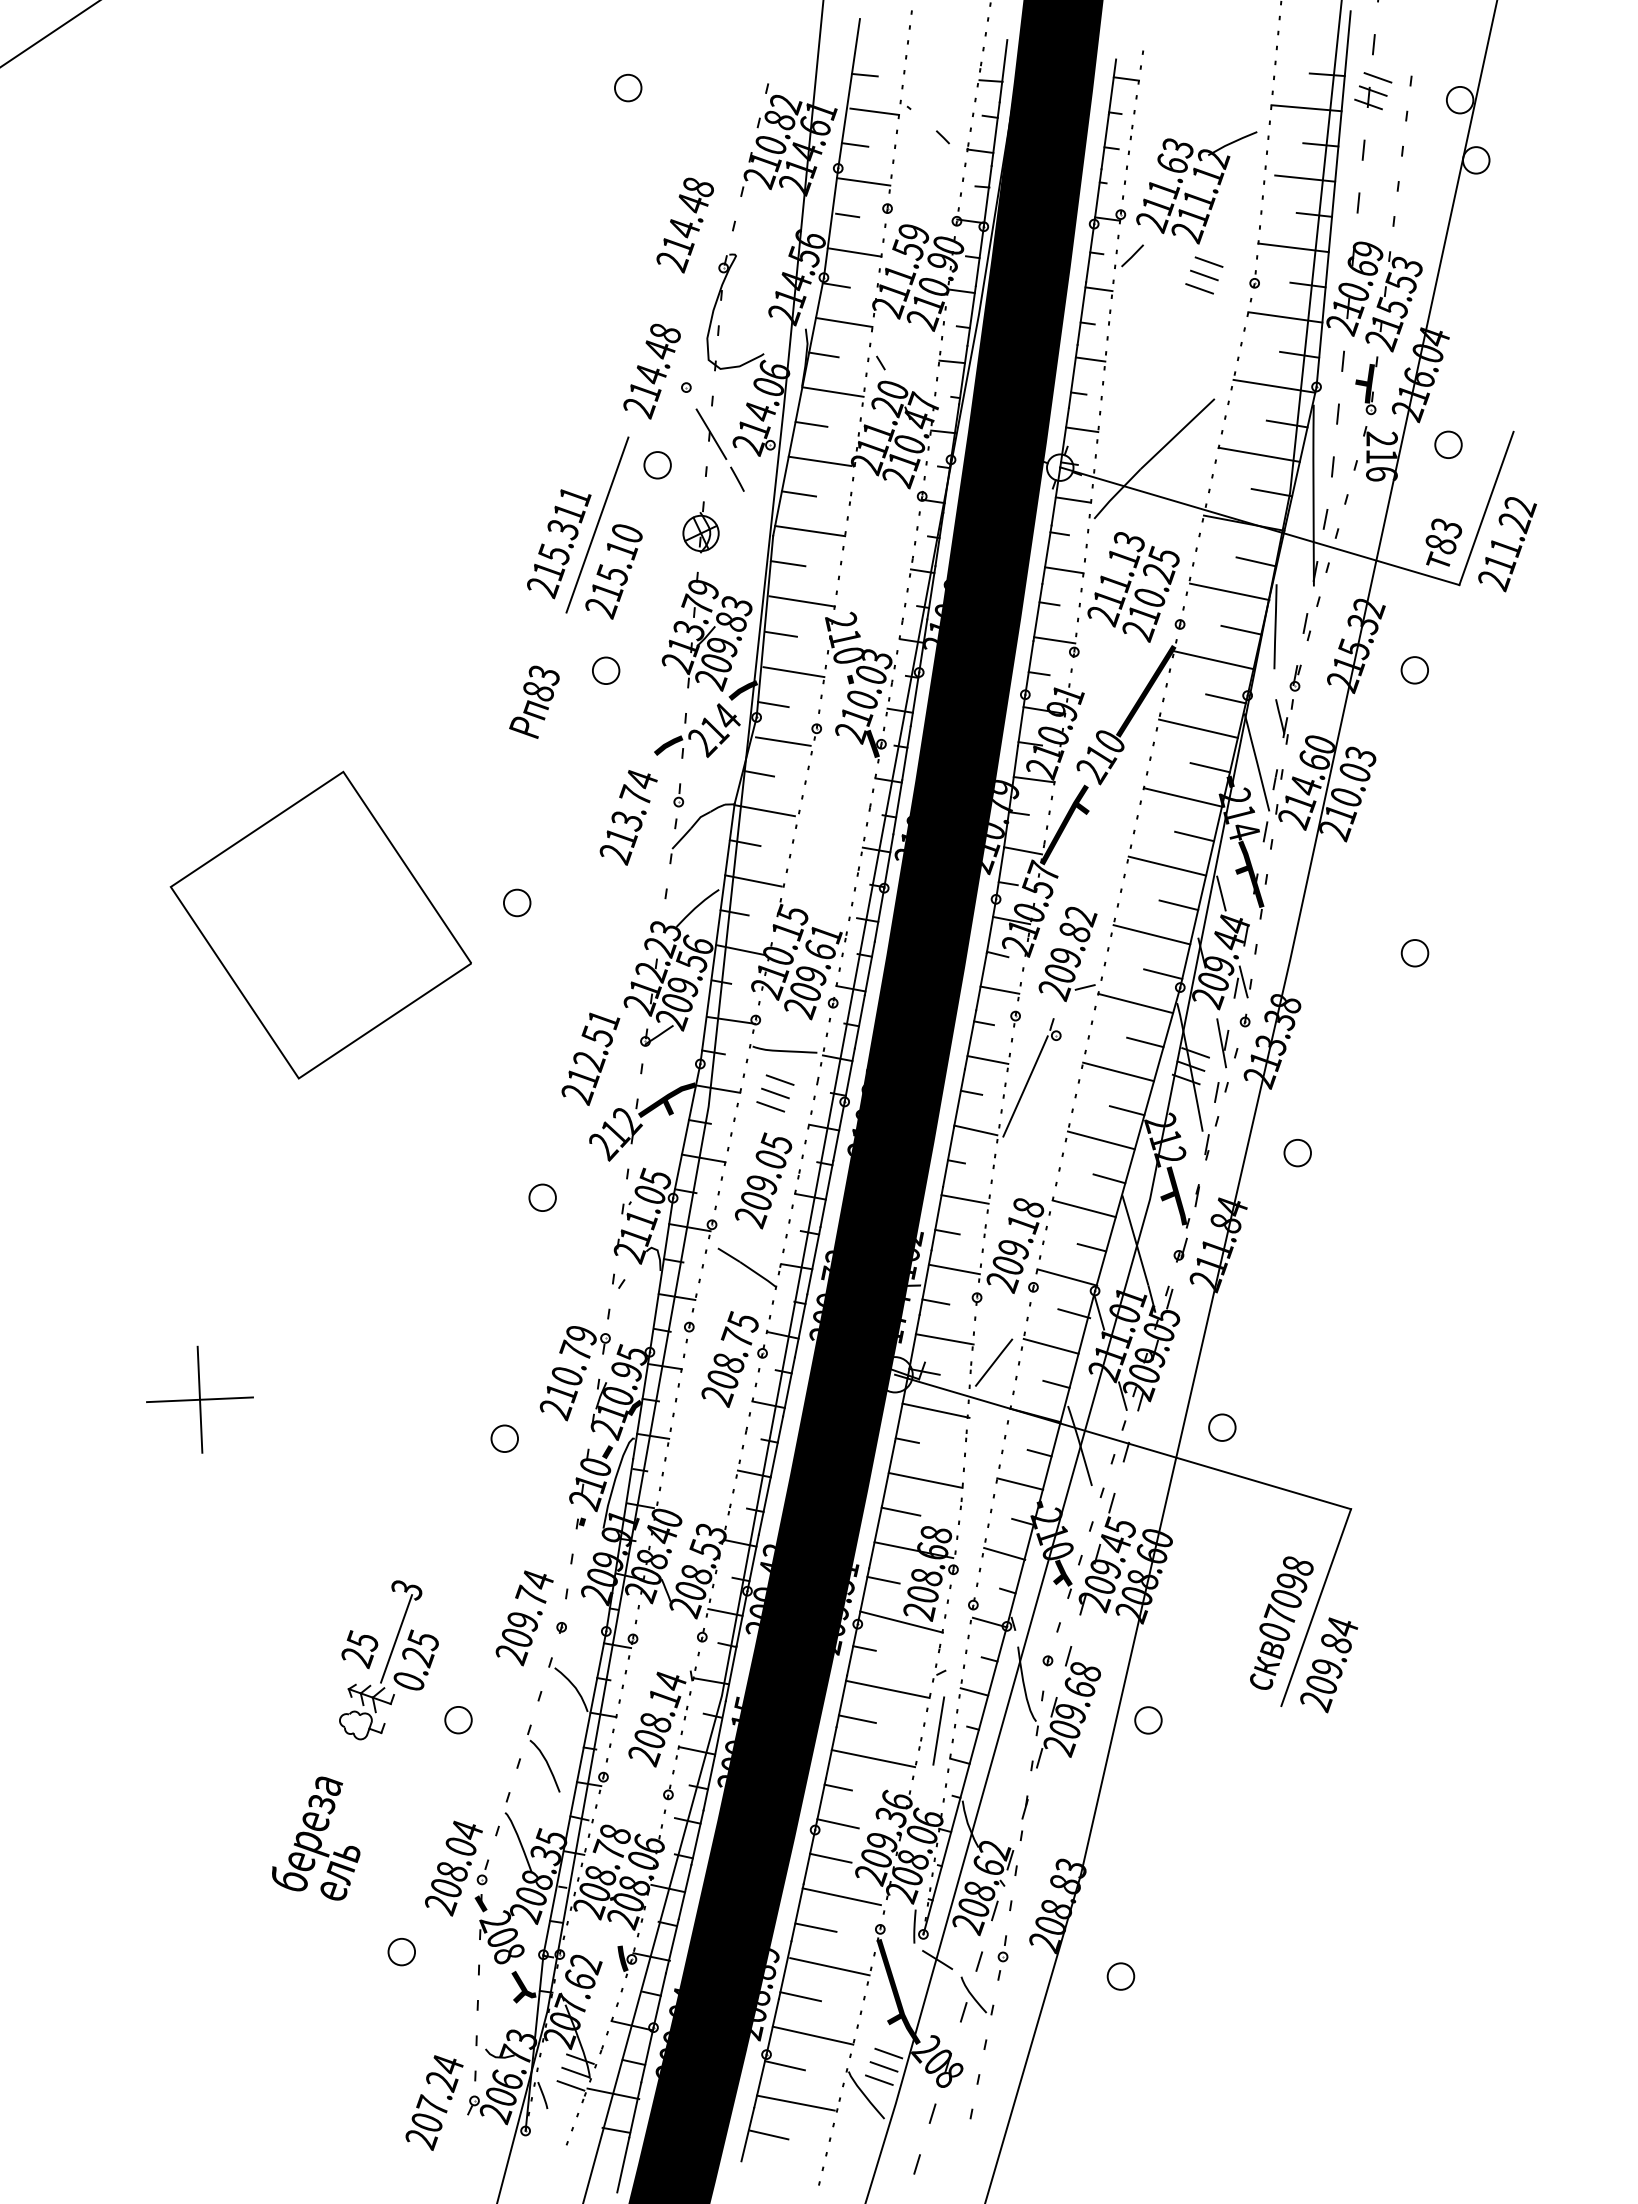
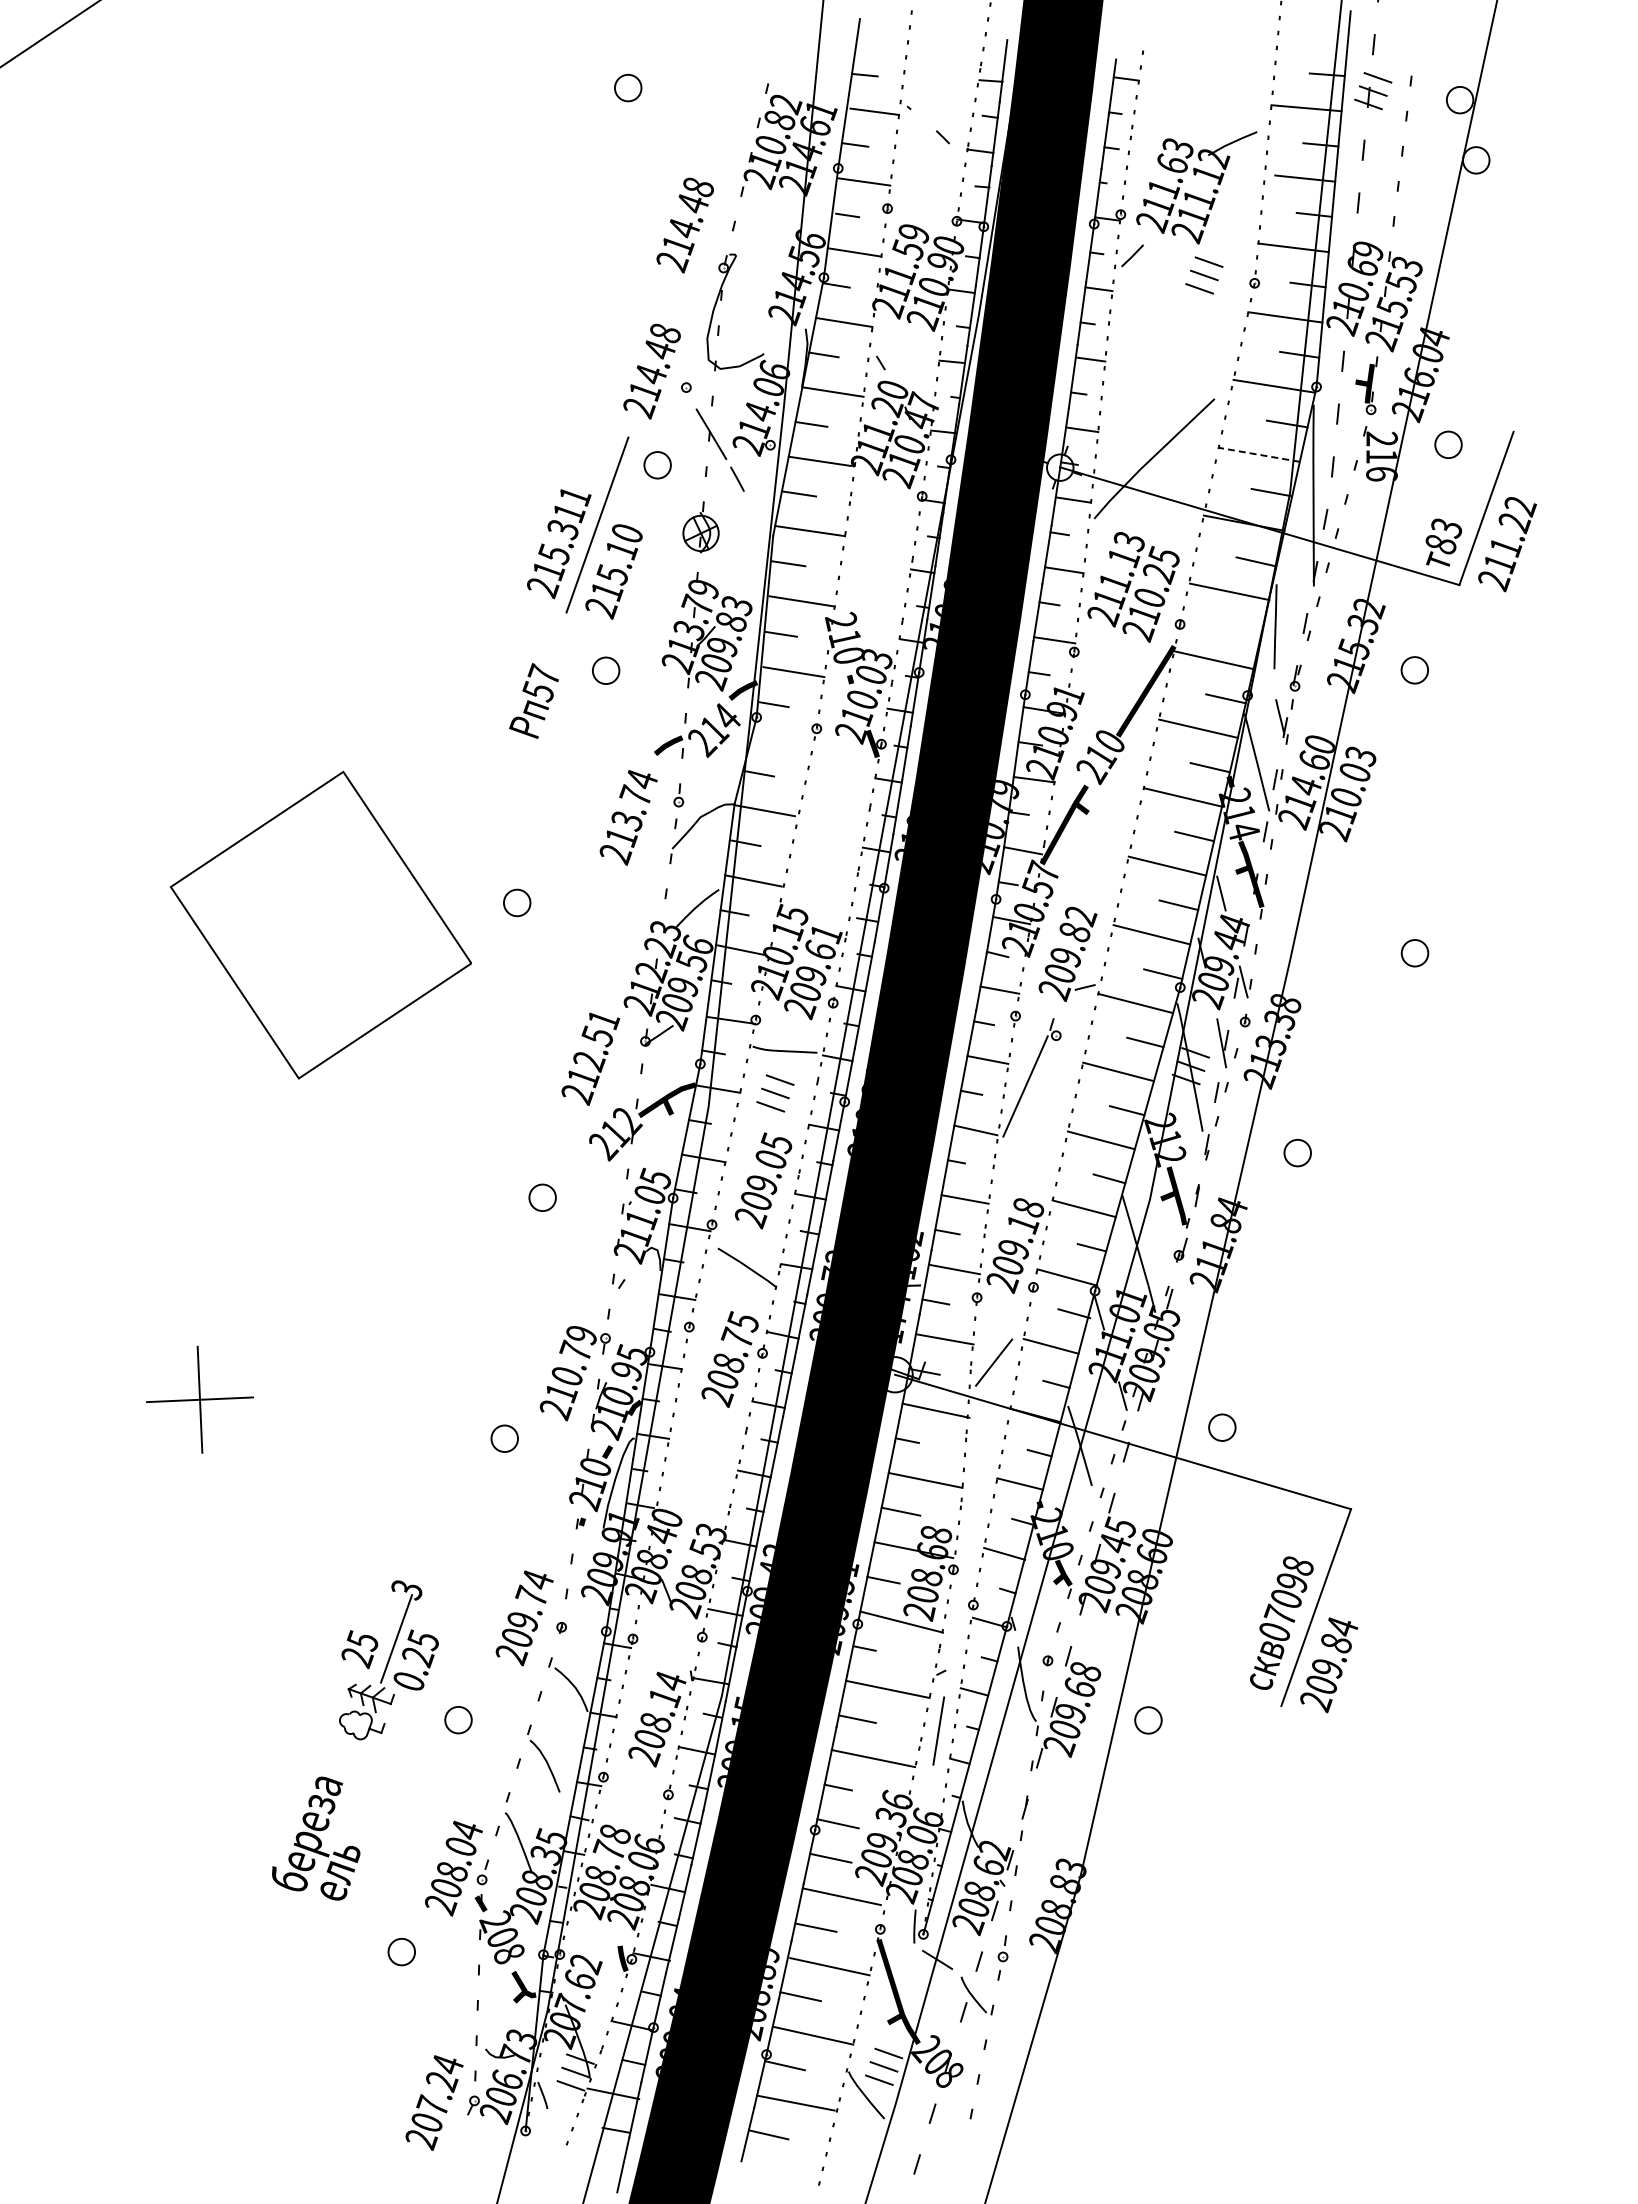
line: solid -> dashed (1258, 454)
line: present -> none (1241, 629)
text: 83 -> 57 (540, 682)
line: present -> none (783, 741)
circle: present -> none (1120, 1976)
